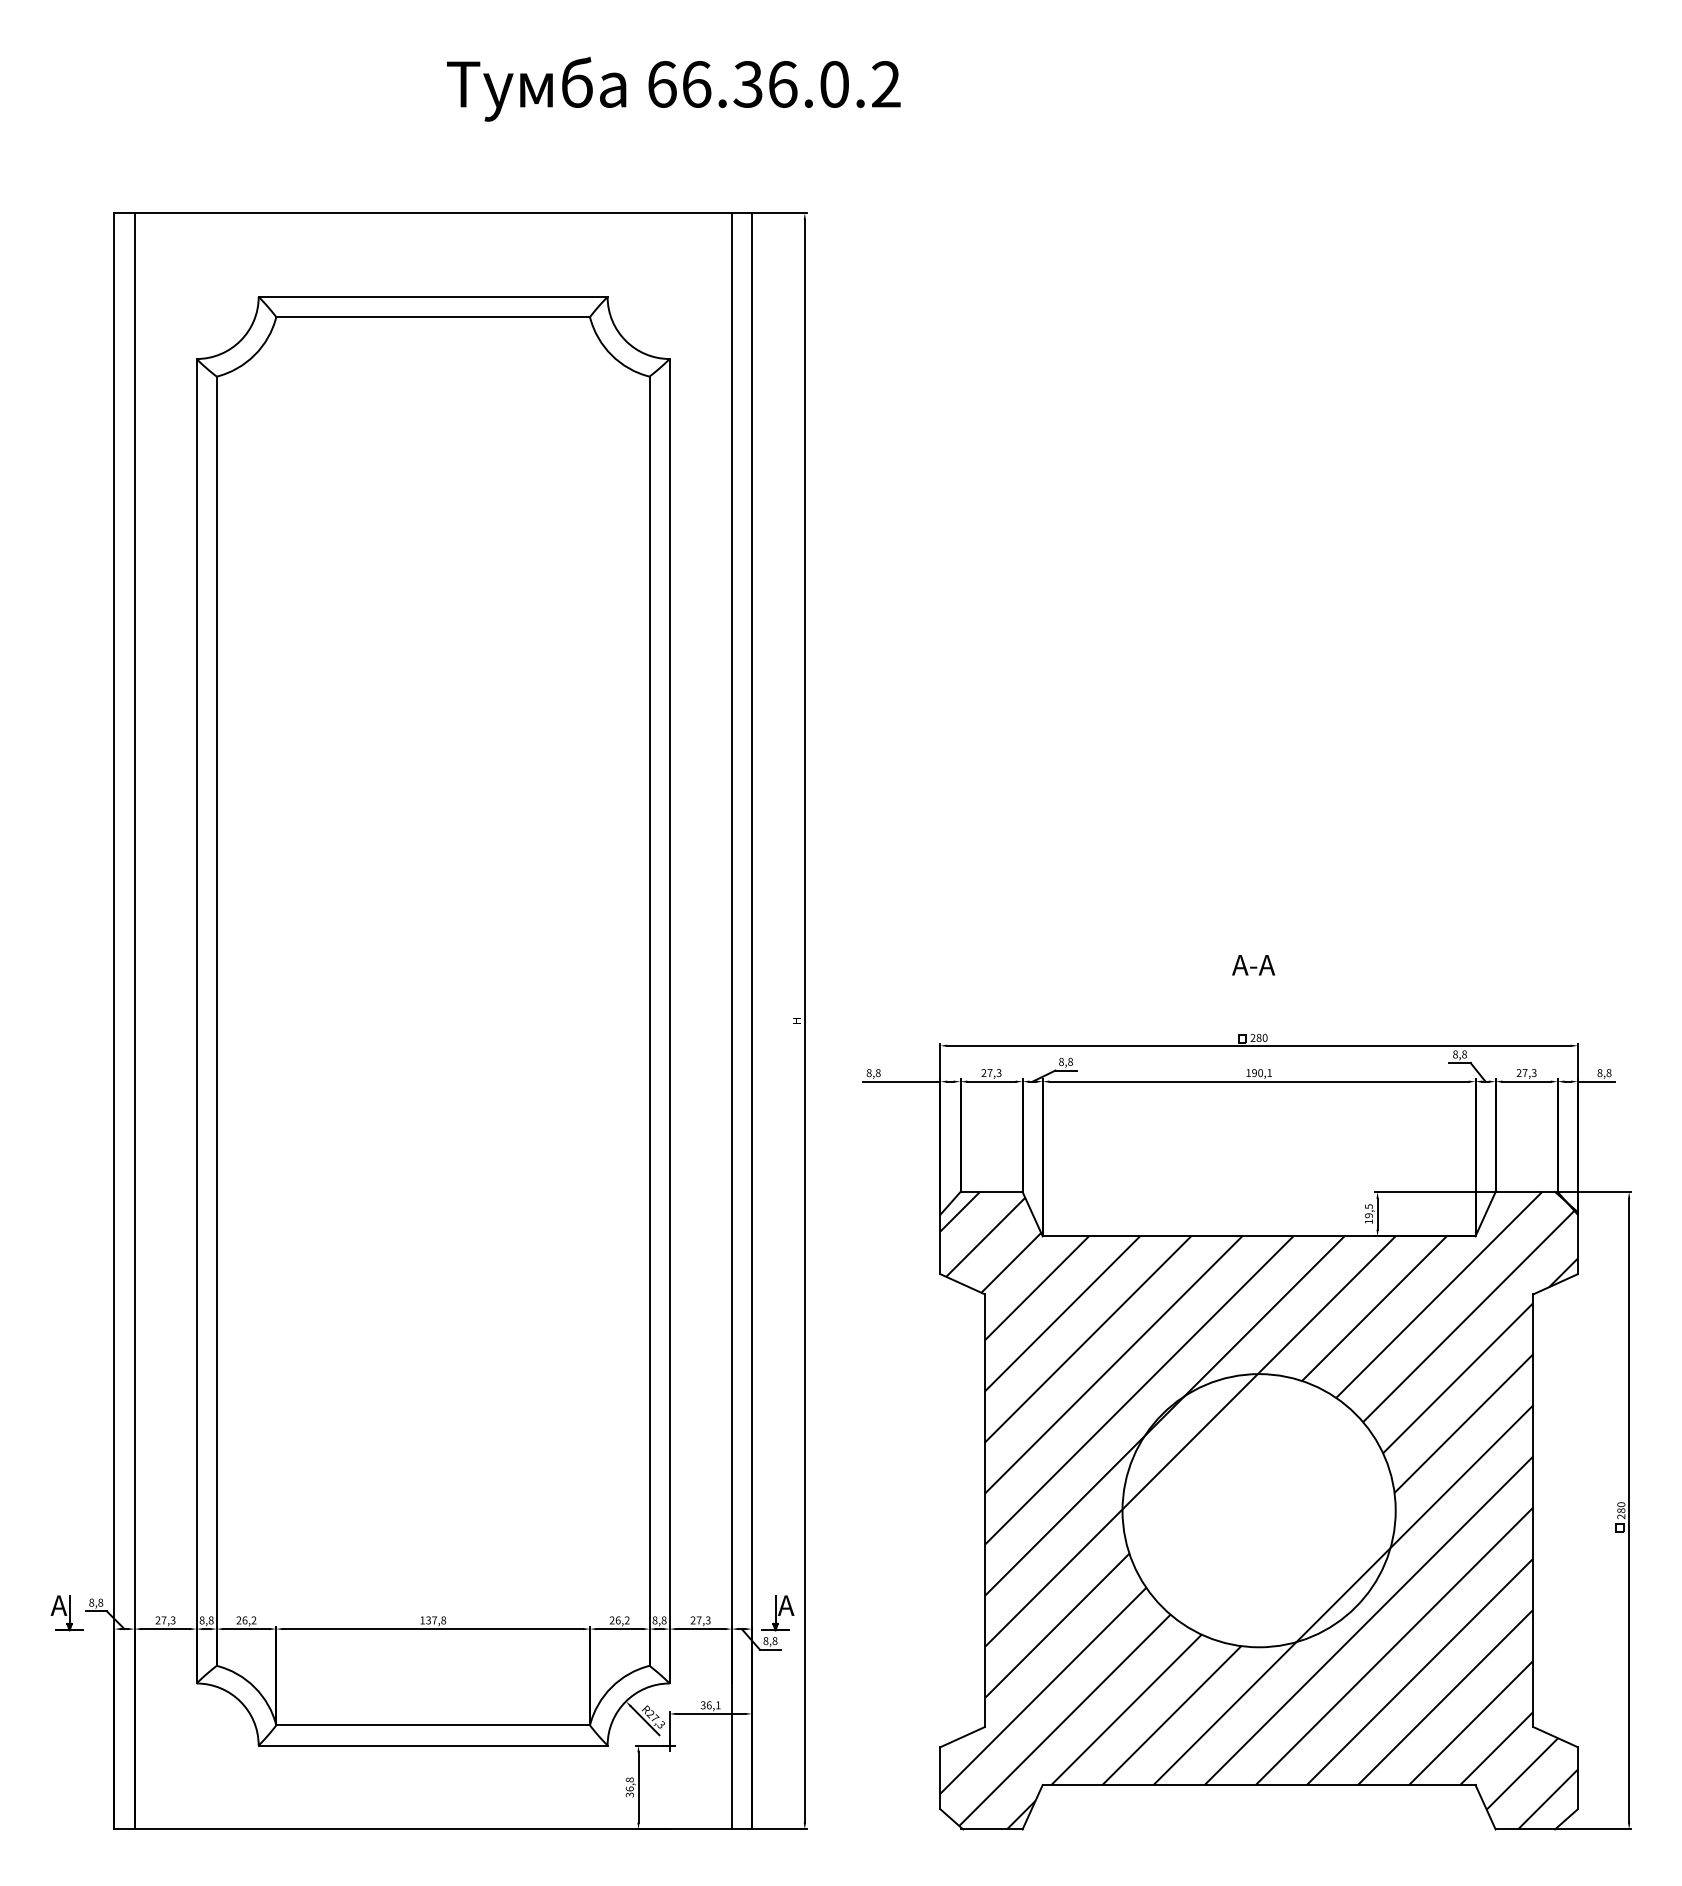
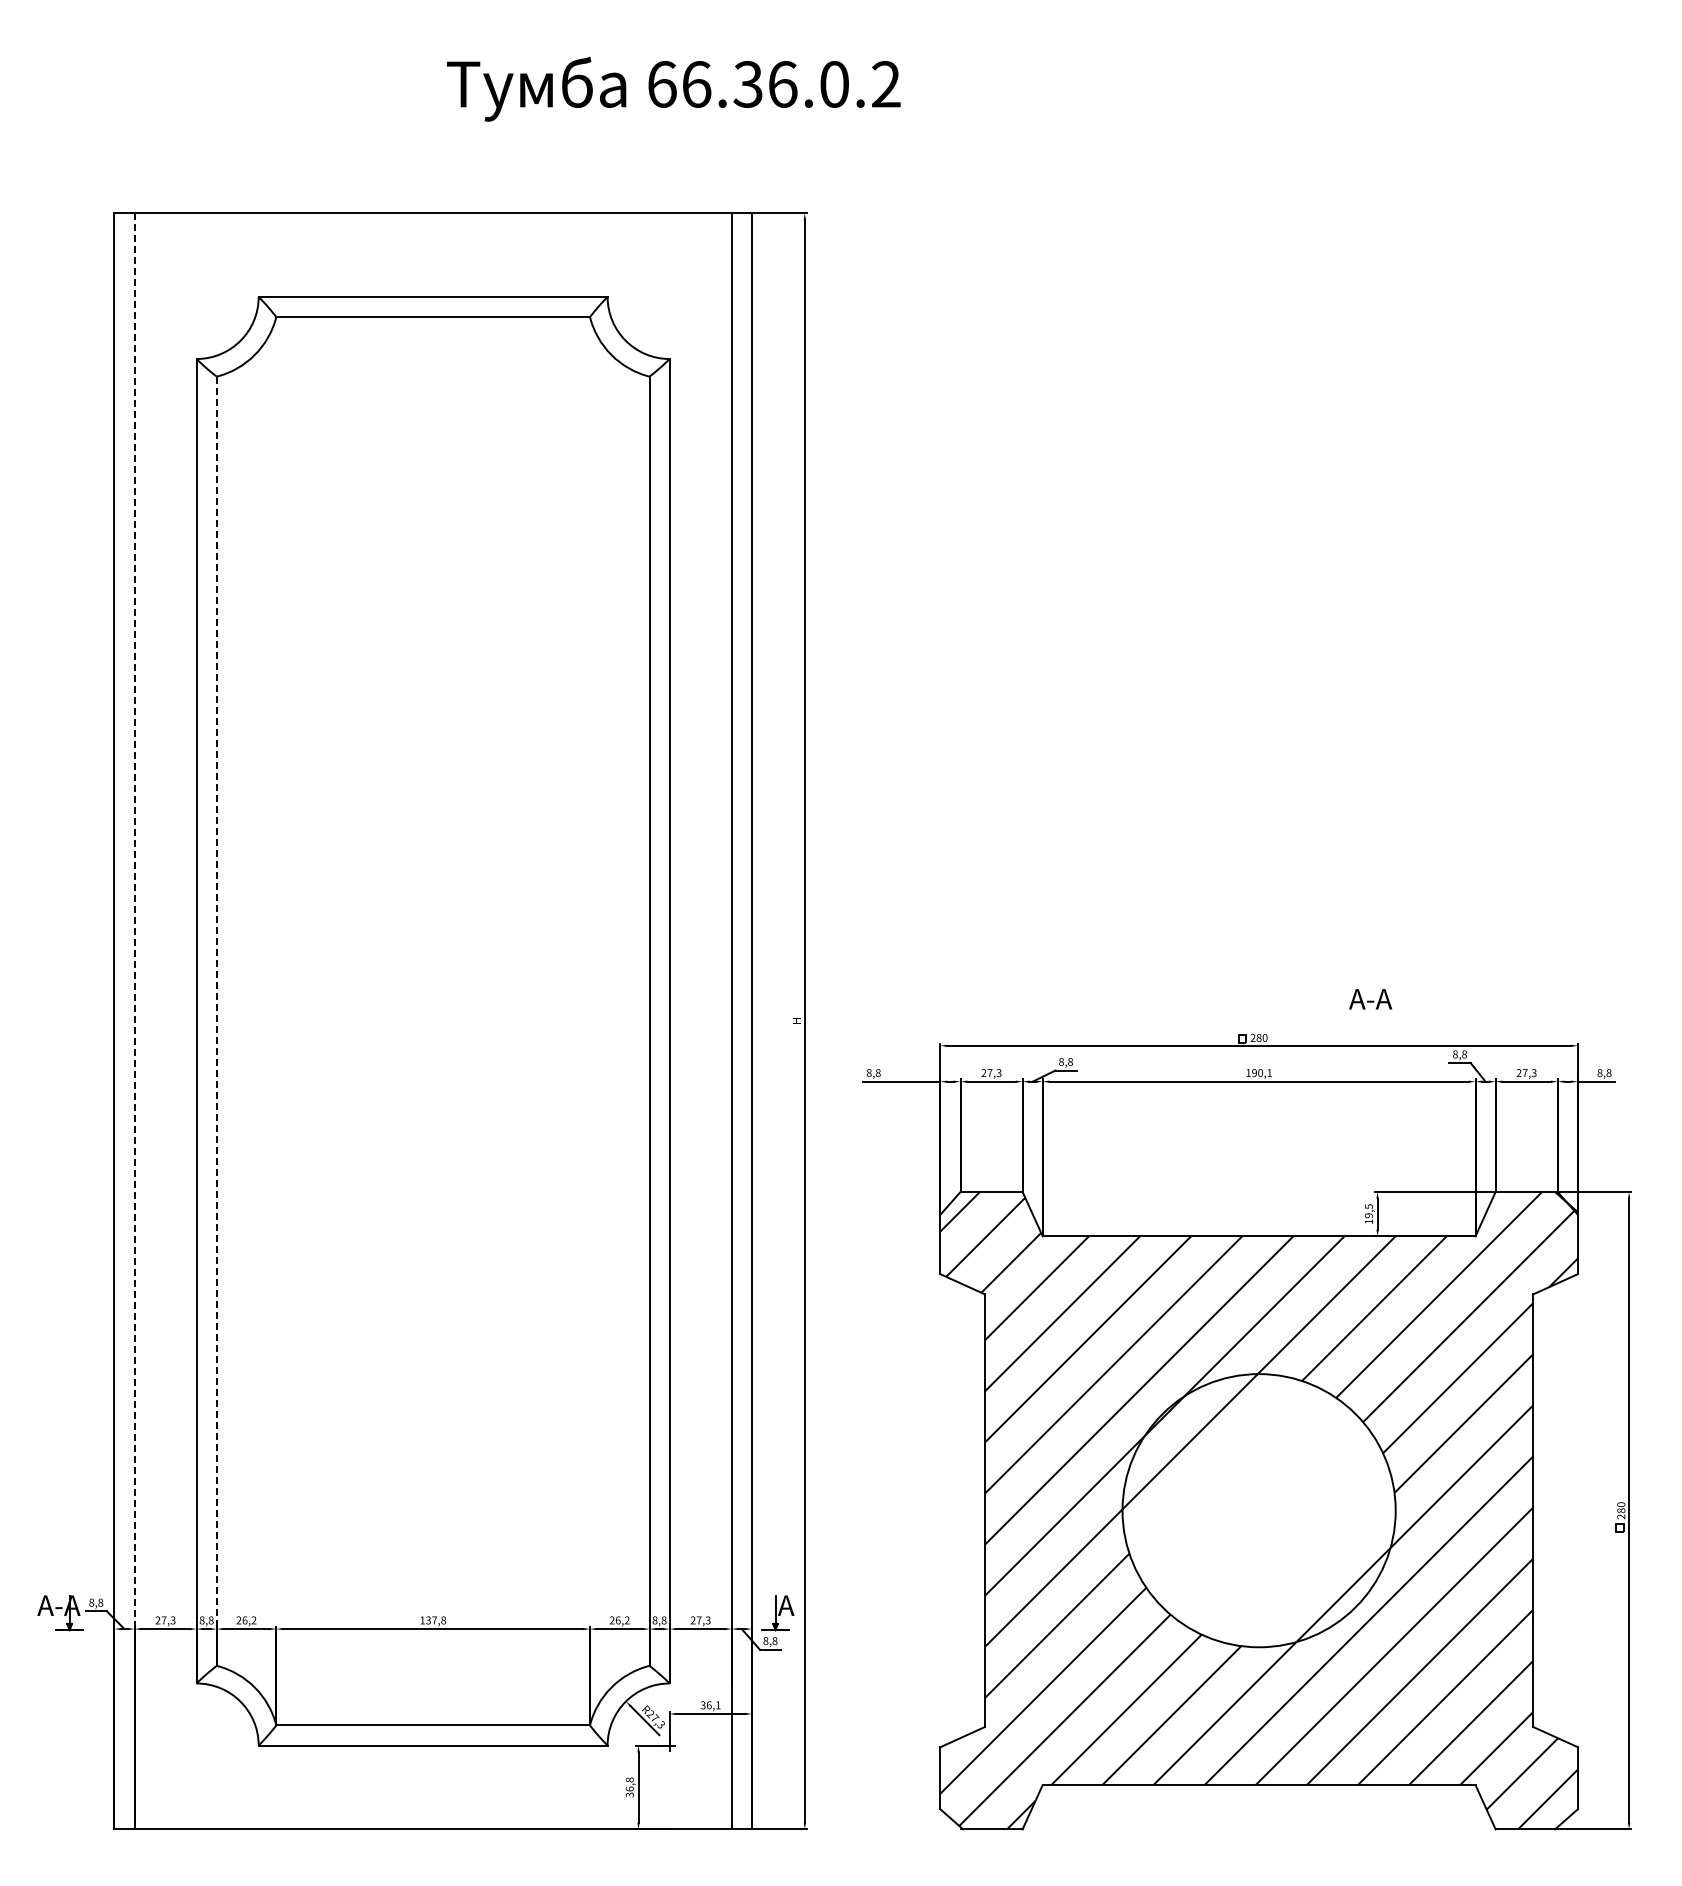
text position: (1253, 965) -> (1370, 999) (1370, 999)
line: solid -> dashed (134, 1021)
line: solid -> dashed (216, 1021)
text: А -> А-А (58, 1605)
